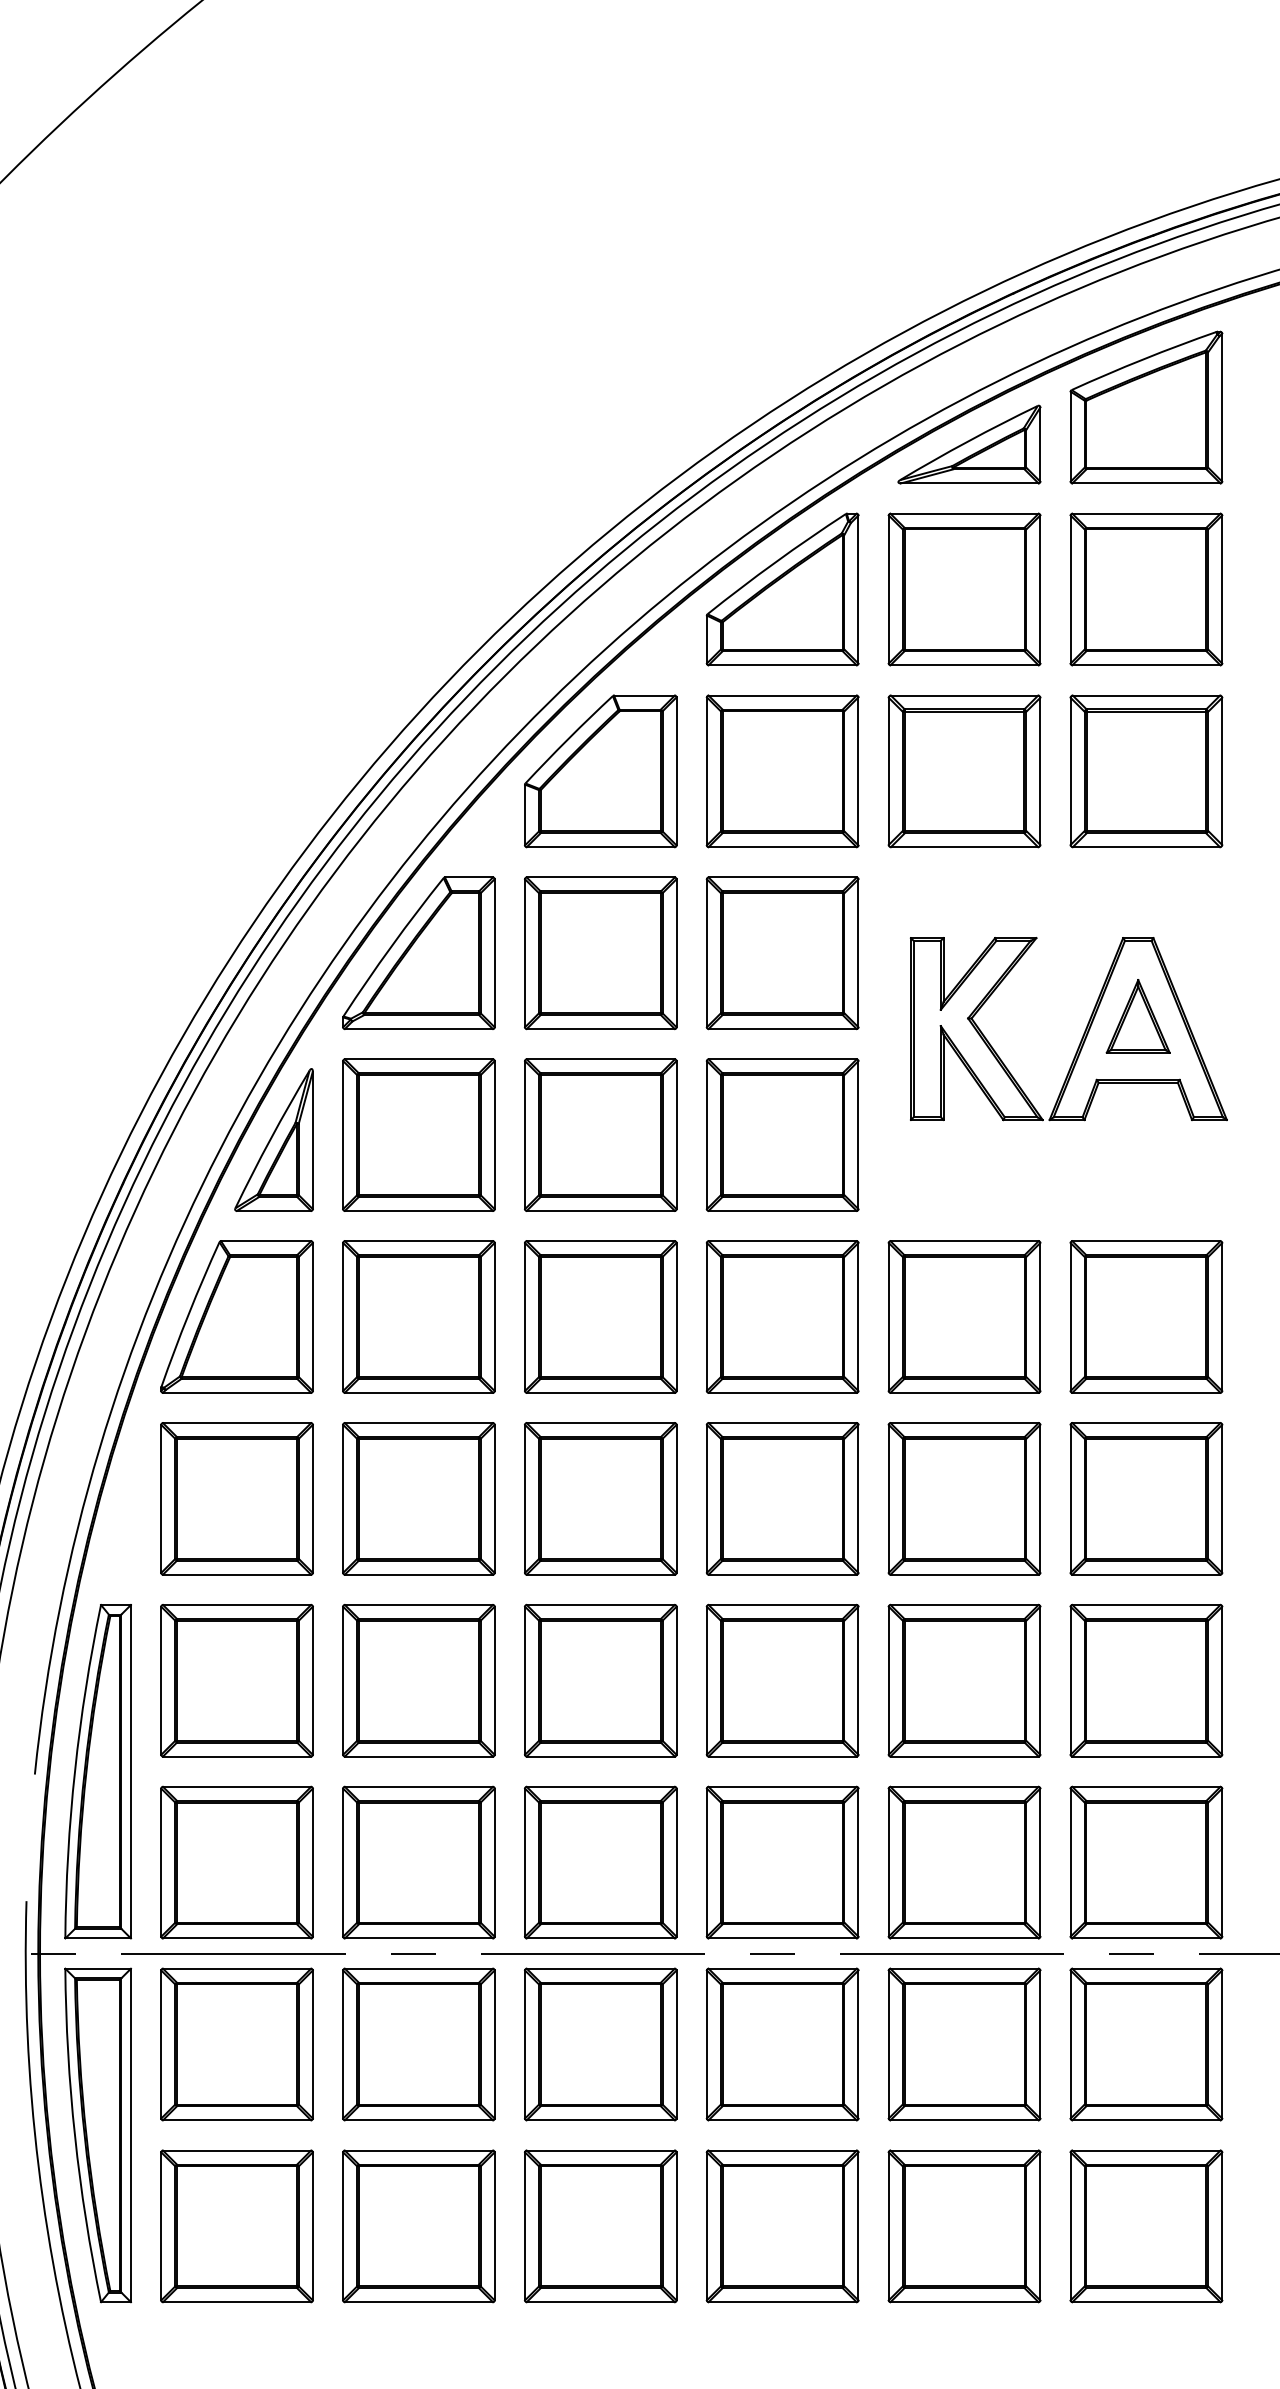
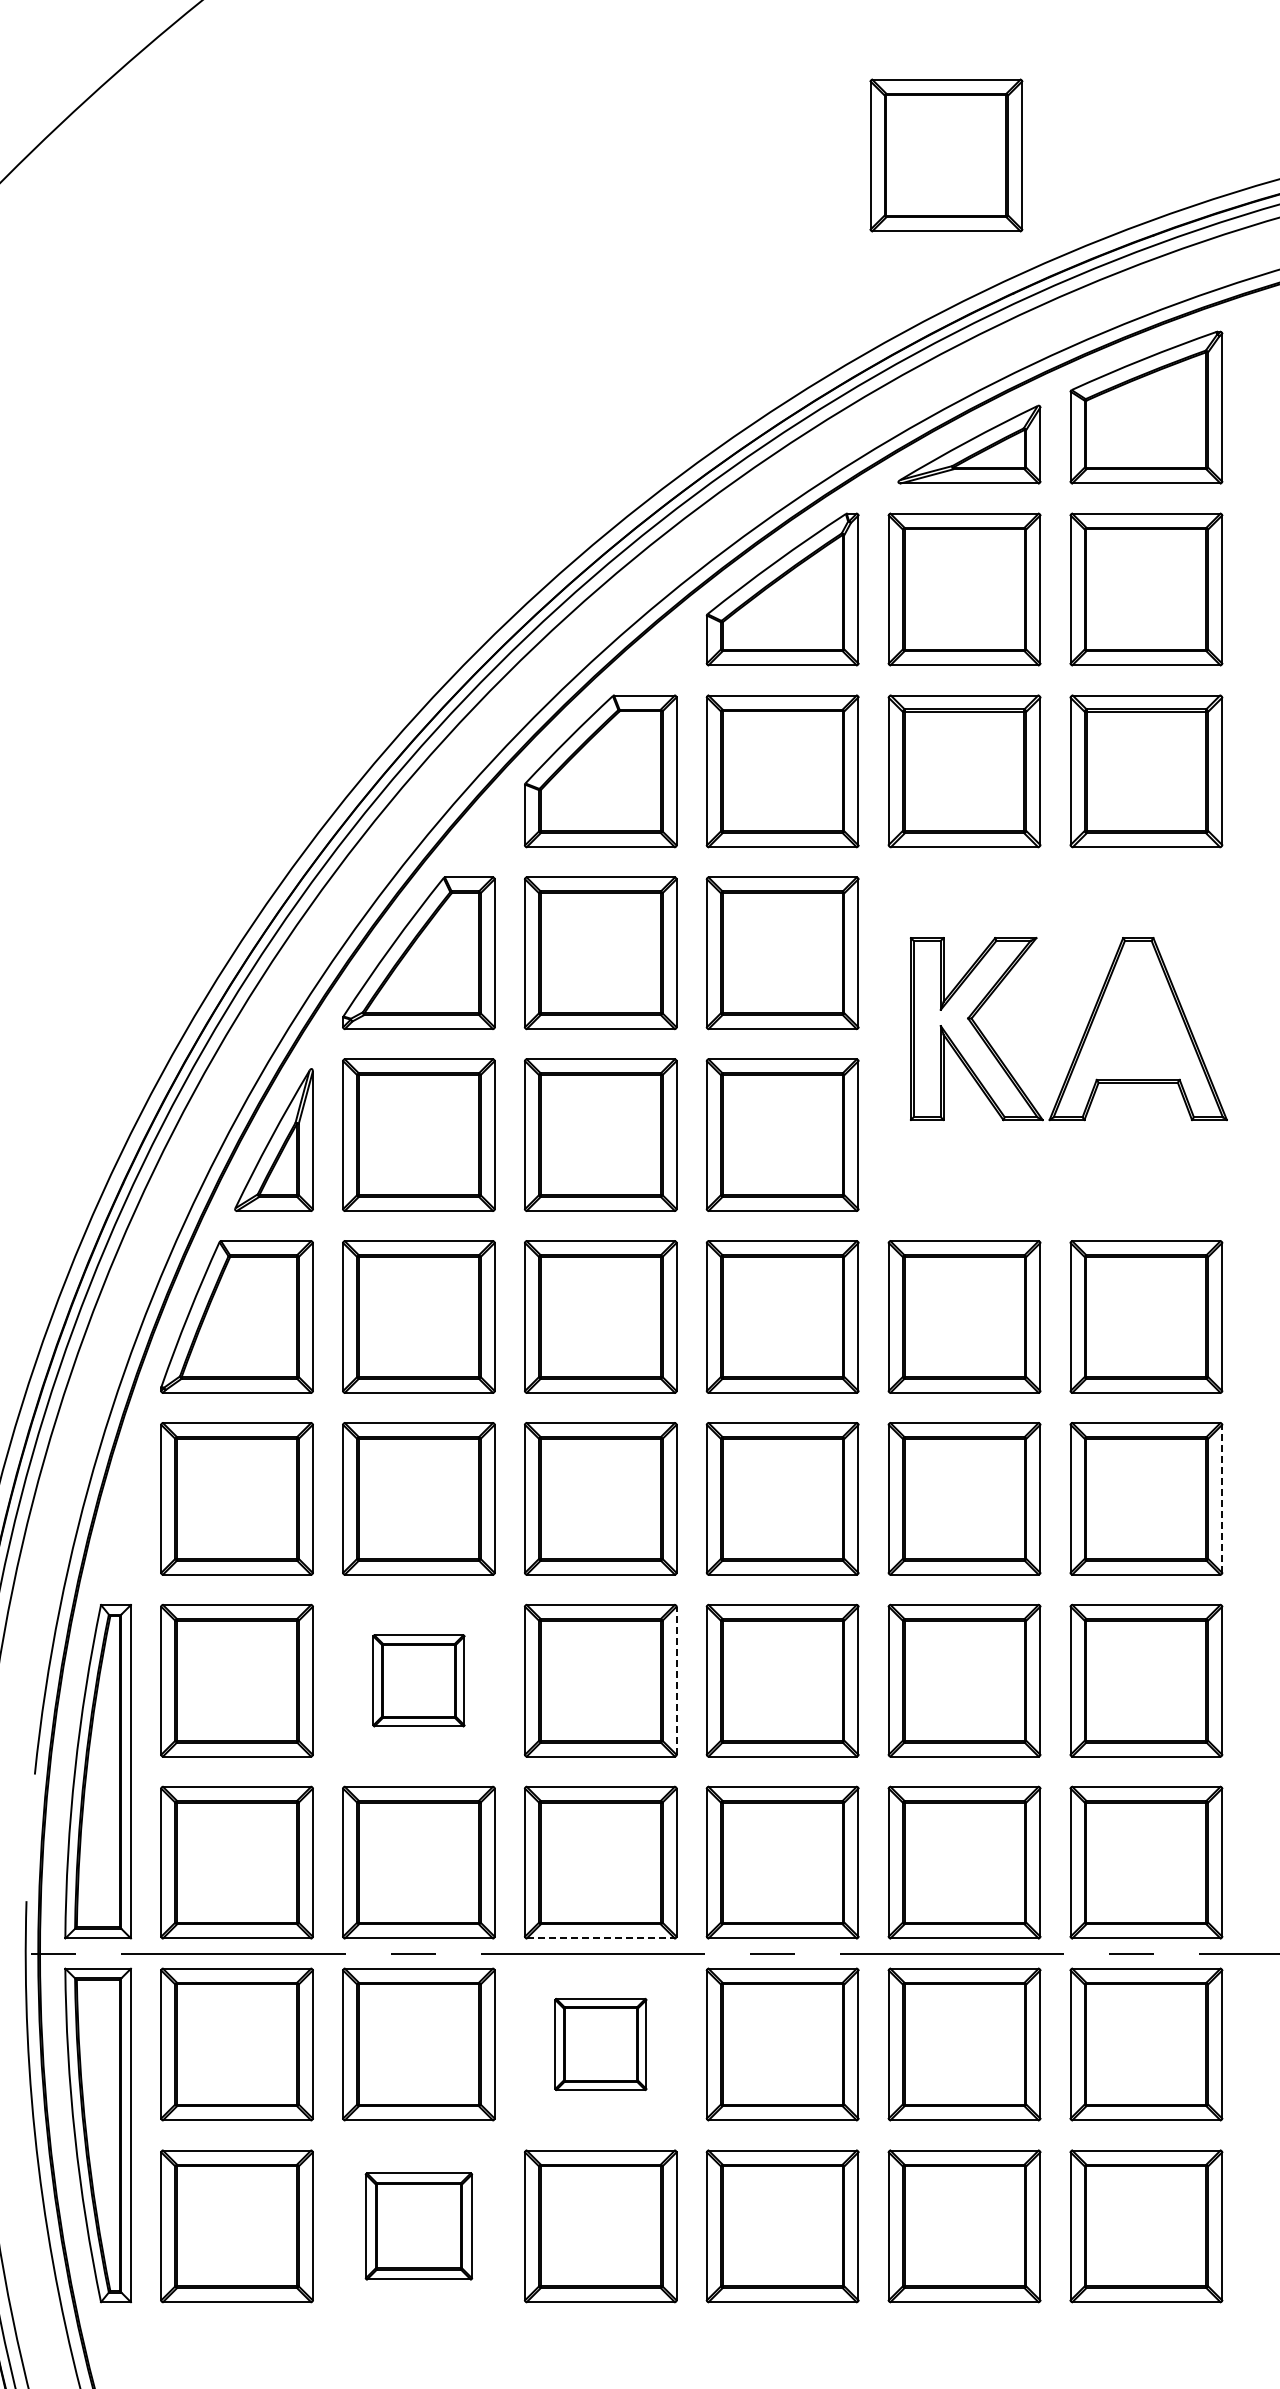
part: none -> present (946, 155)
part: present -> none (1137, 1016)
line: solid -> dashed (1222, 1498)
part size: 154x154 px -> 94x94 px (418, 1680)
line: solid -> dashed (676, 1680)
line: solid -> dashed (601, 1938)
part size: 154x155 px -> 94x93 px (600, 2044)
part size: 154x155 px -> 110x109 px (418, 2226)
